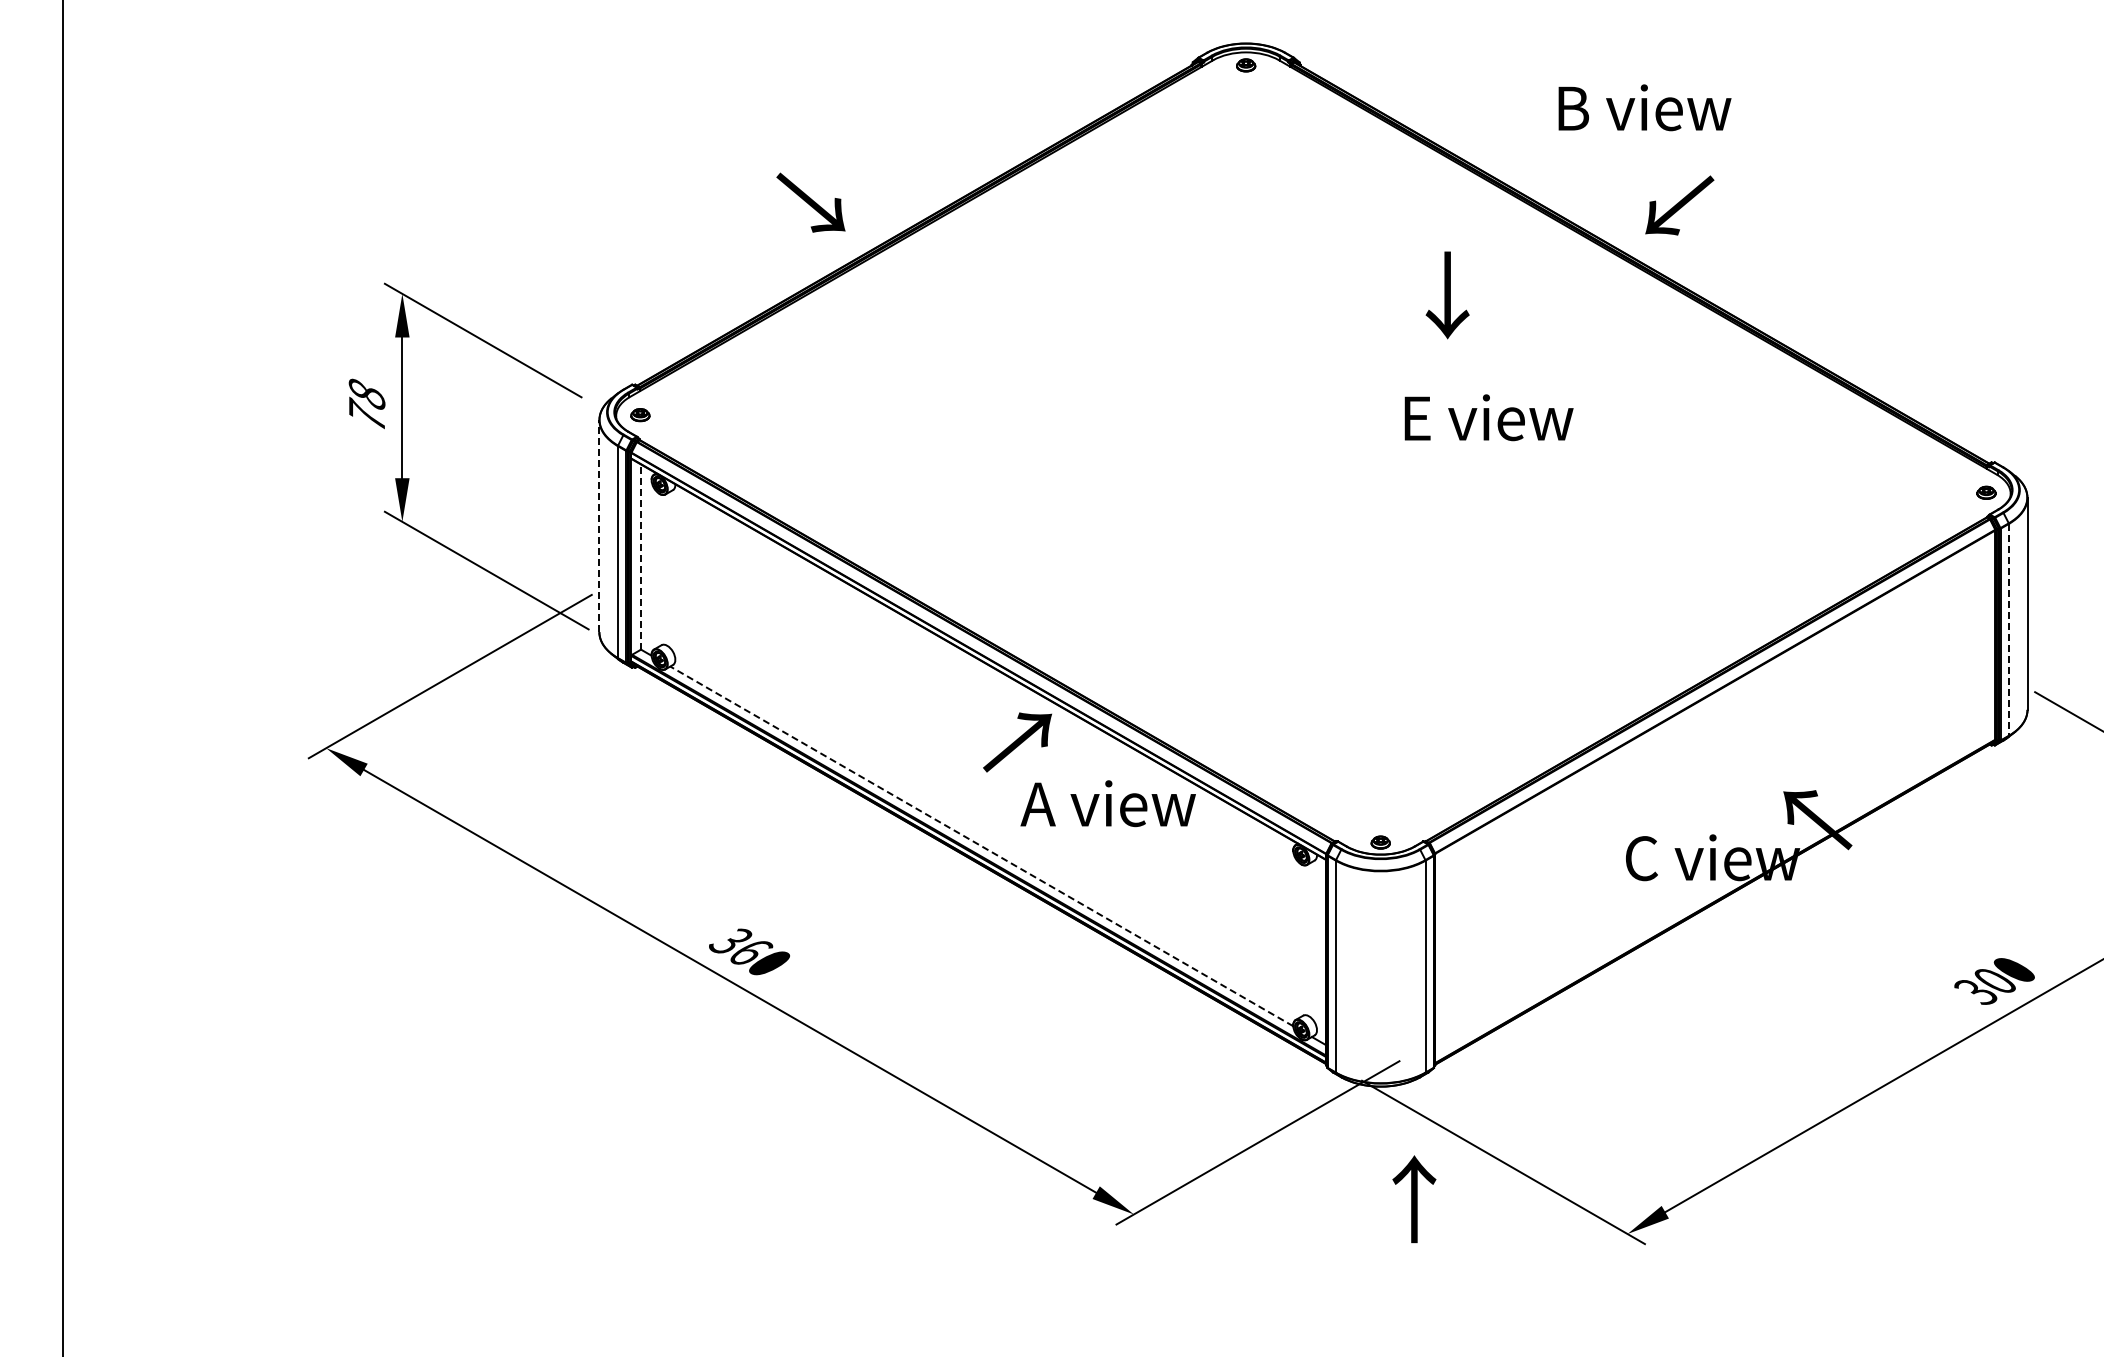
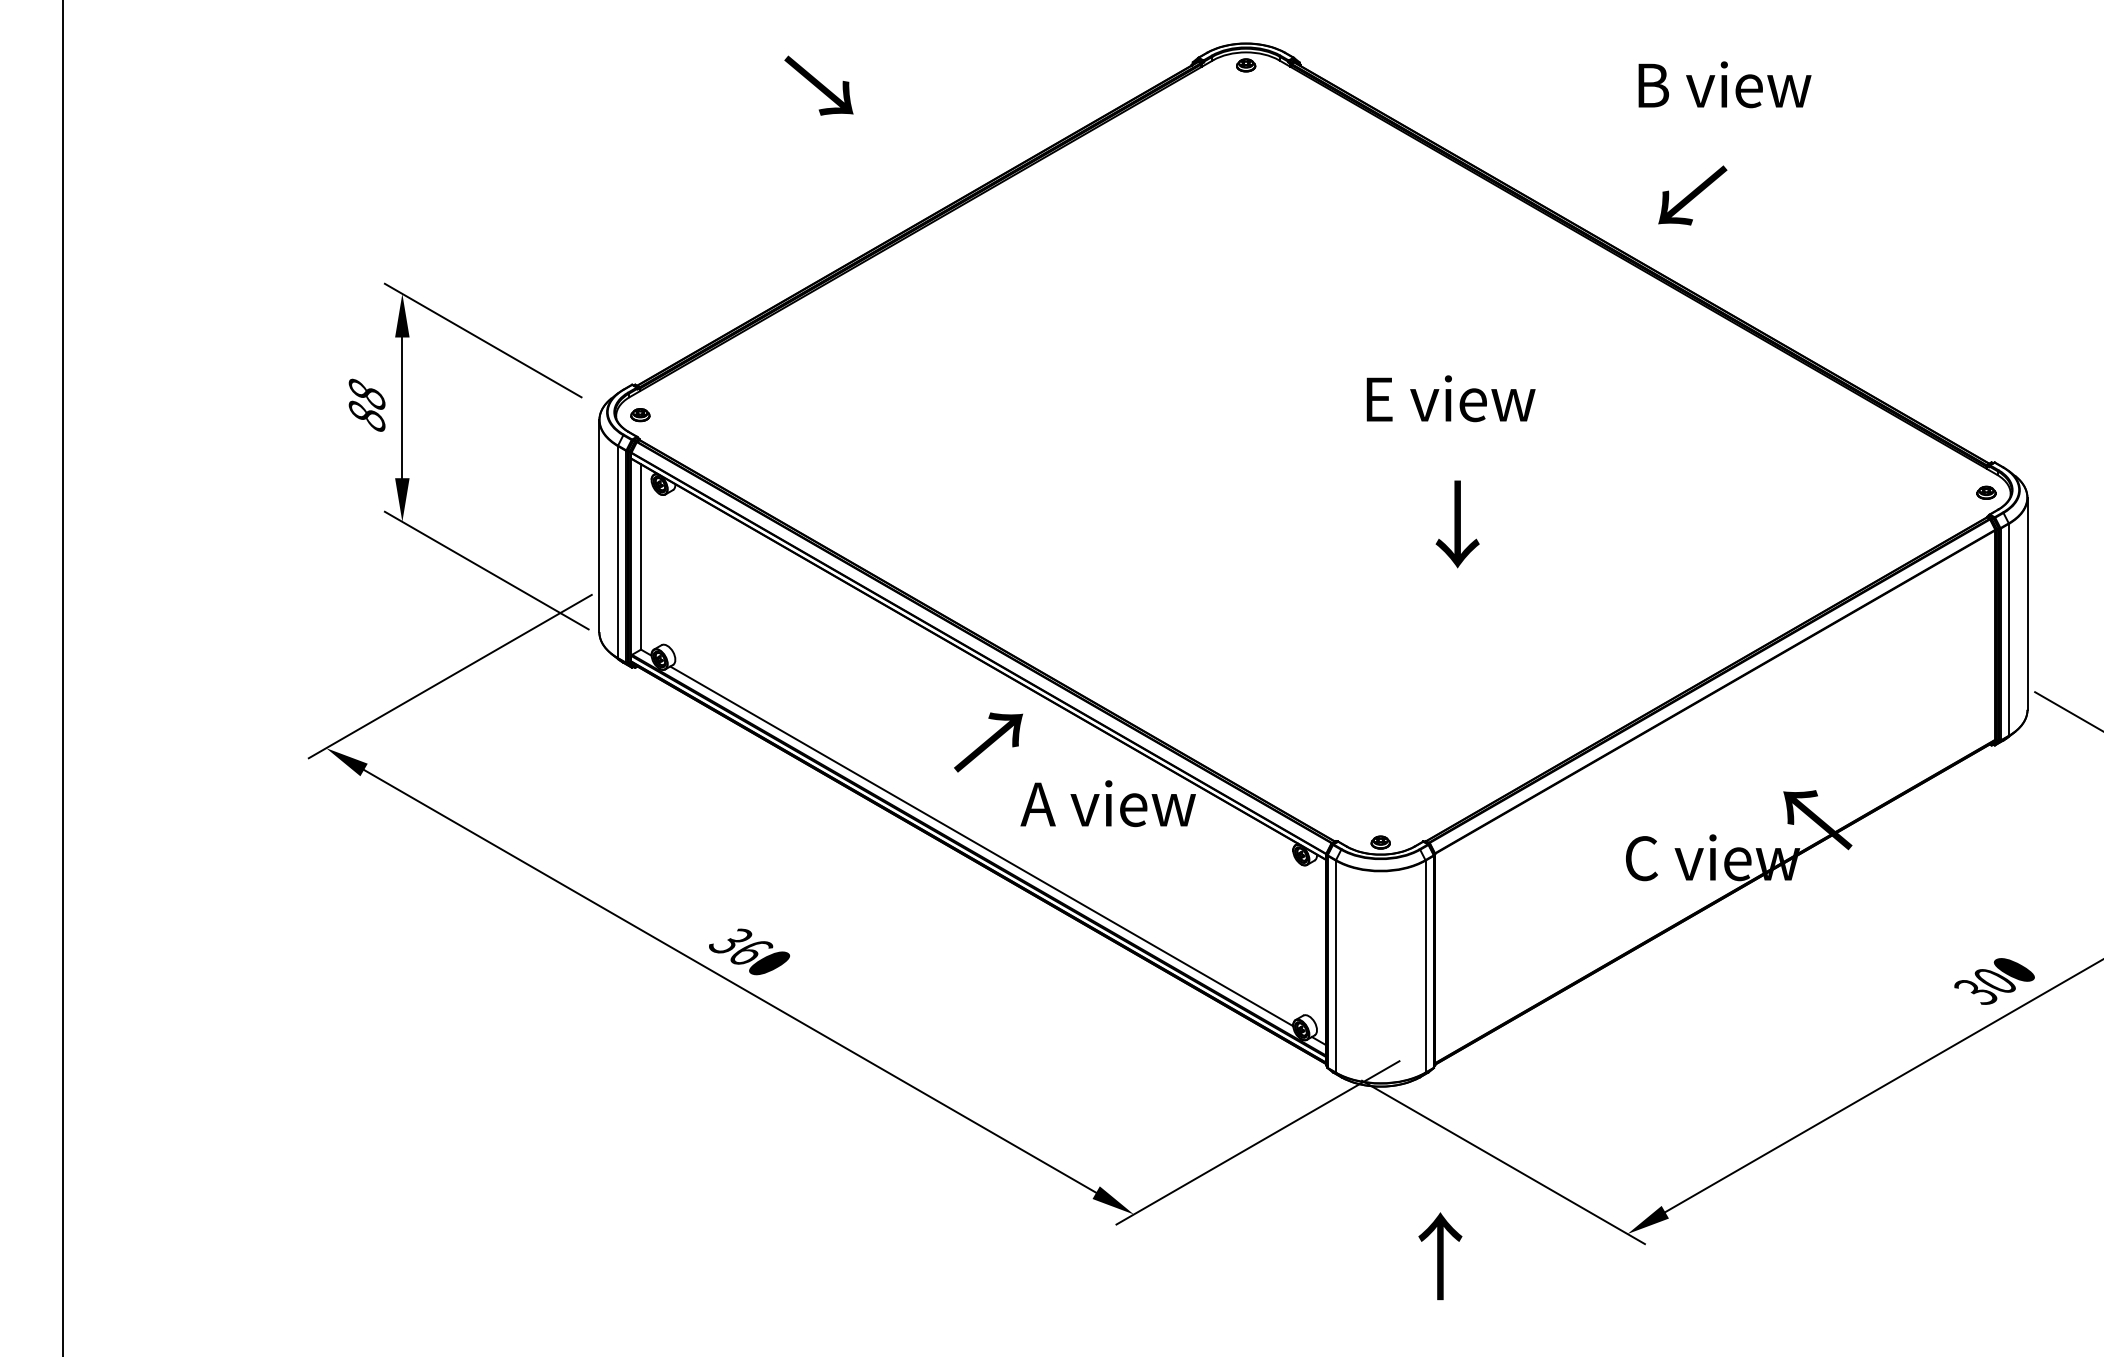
text position: (1644, 107) -> (1724, 84) (1724, 84)
text position: (810, 202) -> (818, 85) (818, 85)
text position: (1679, 205) -> (1692, 195) (1692, 195)
text position: (1447, 295) -> (1457, 524) (1457, 524)
text: 78 -> 88 (366, 413)
text position: (1488, 417) -> (1450, 398) (1450, 398)
line: dashed -> solid (599, 526)
line: dashed -> solid (640, 557)
line: dashed -> solid (2008, 629)
text position: (1017, 742) -> (988, 742) (988, 742)
line: dashed -> solid (981, 846)
text position: (1414, 1199) -> (1440, 1256) (1440, 1256)
